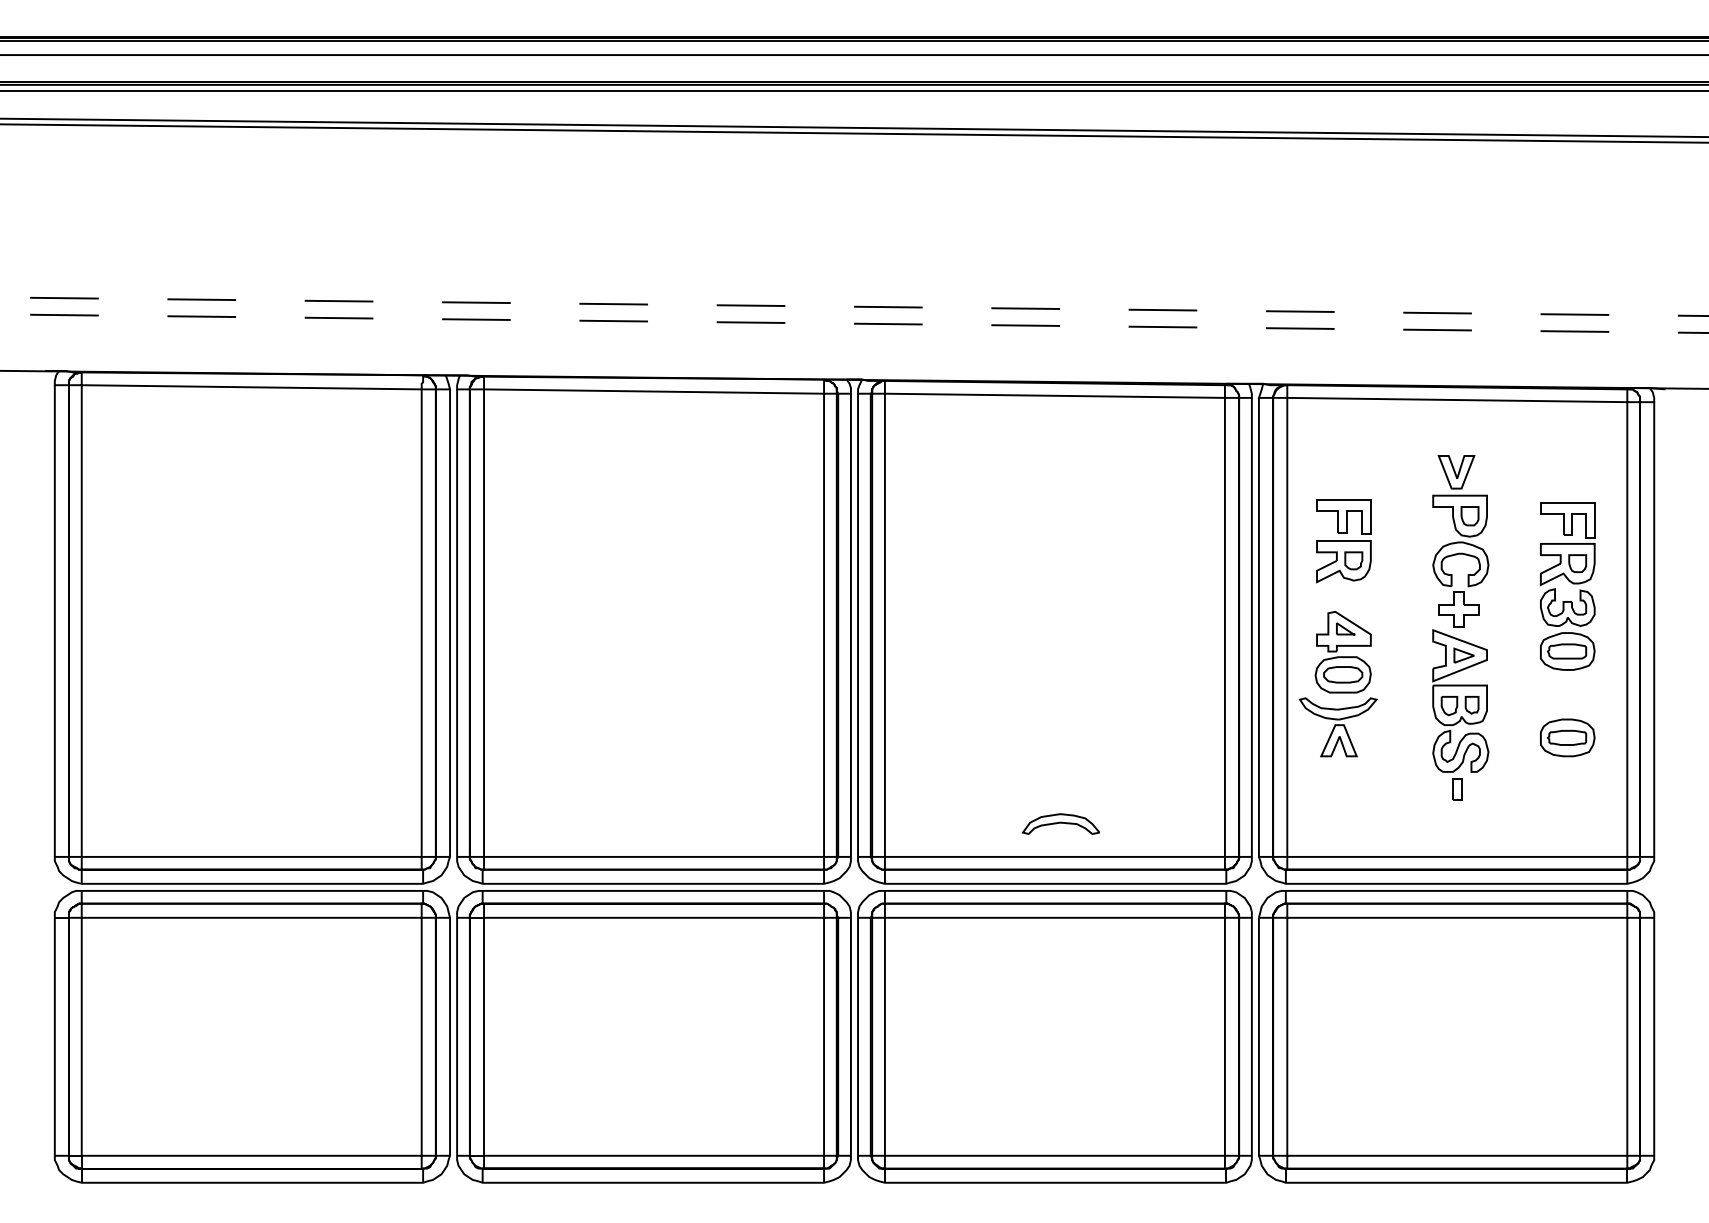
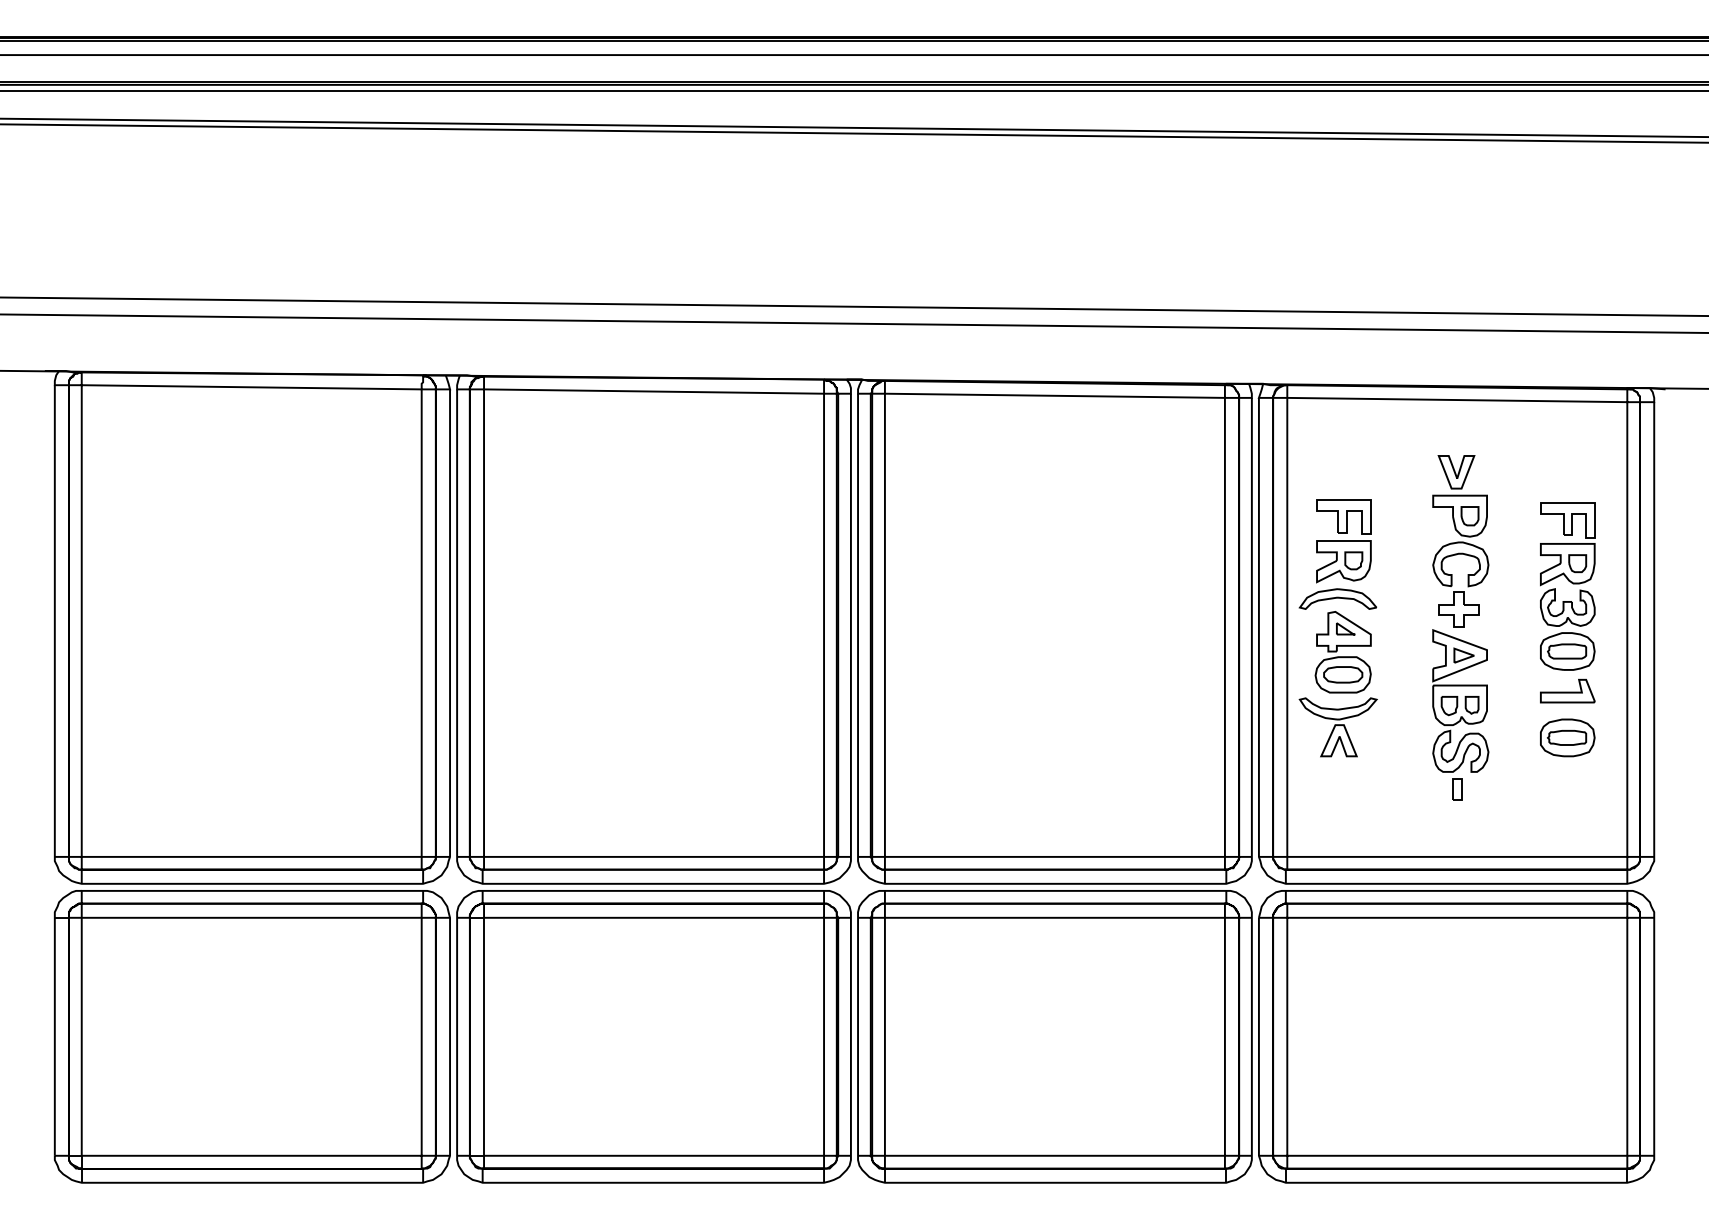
line: dashed -> solid (854, 306)
line: dashed -> solid (854, 323)
part: none -> present (1567, 690)
part position: (1060, 823) -> (1337, 598) (1337, 598)
